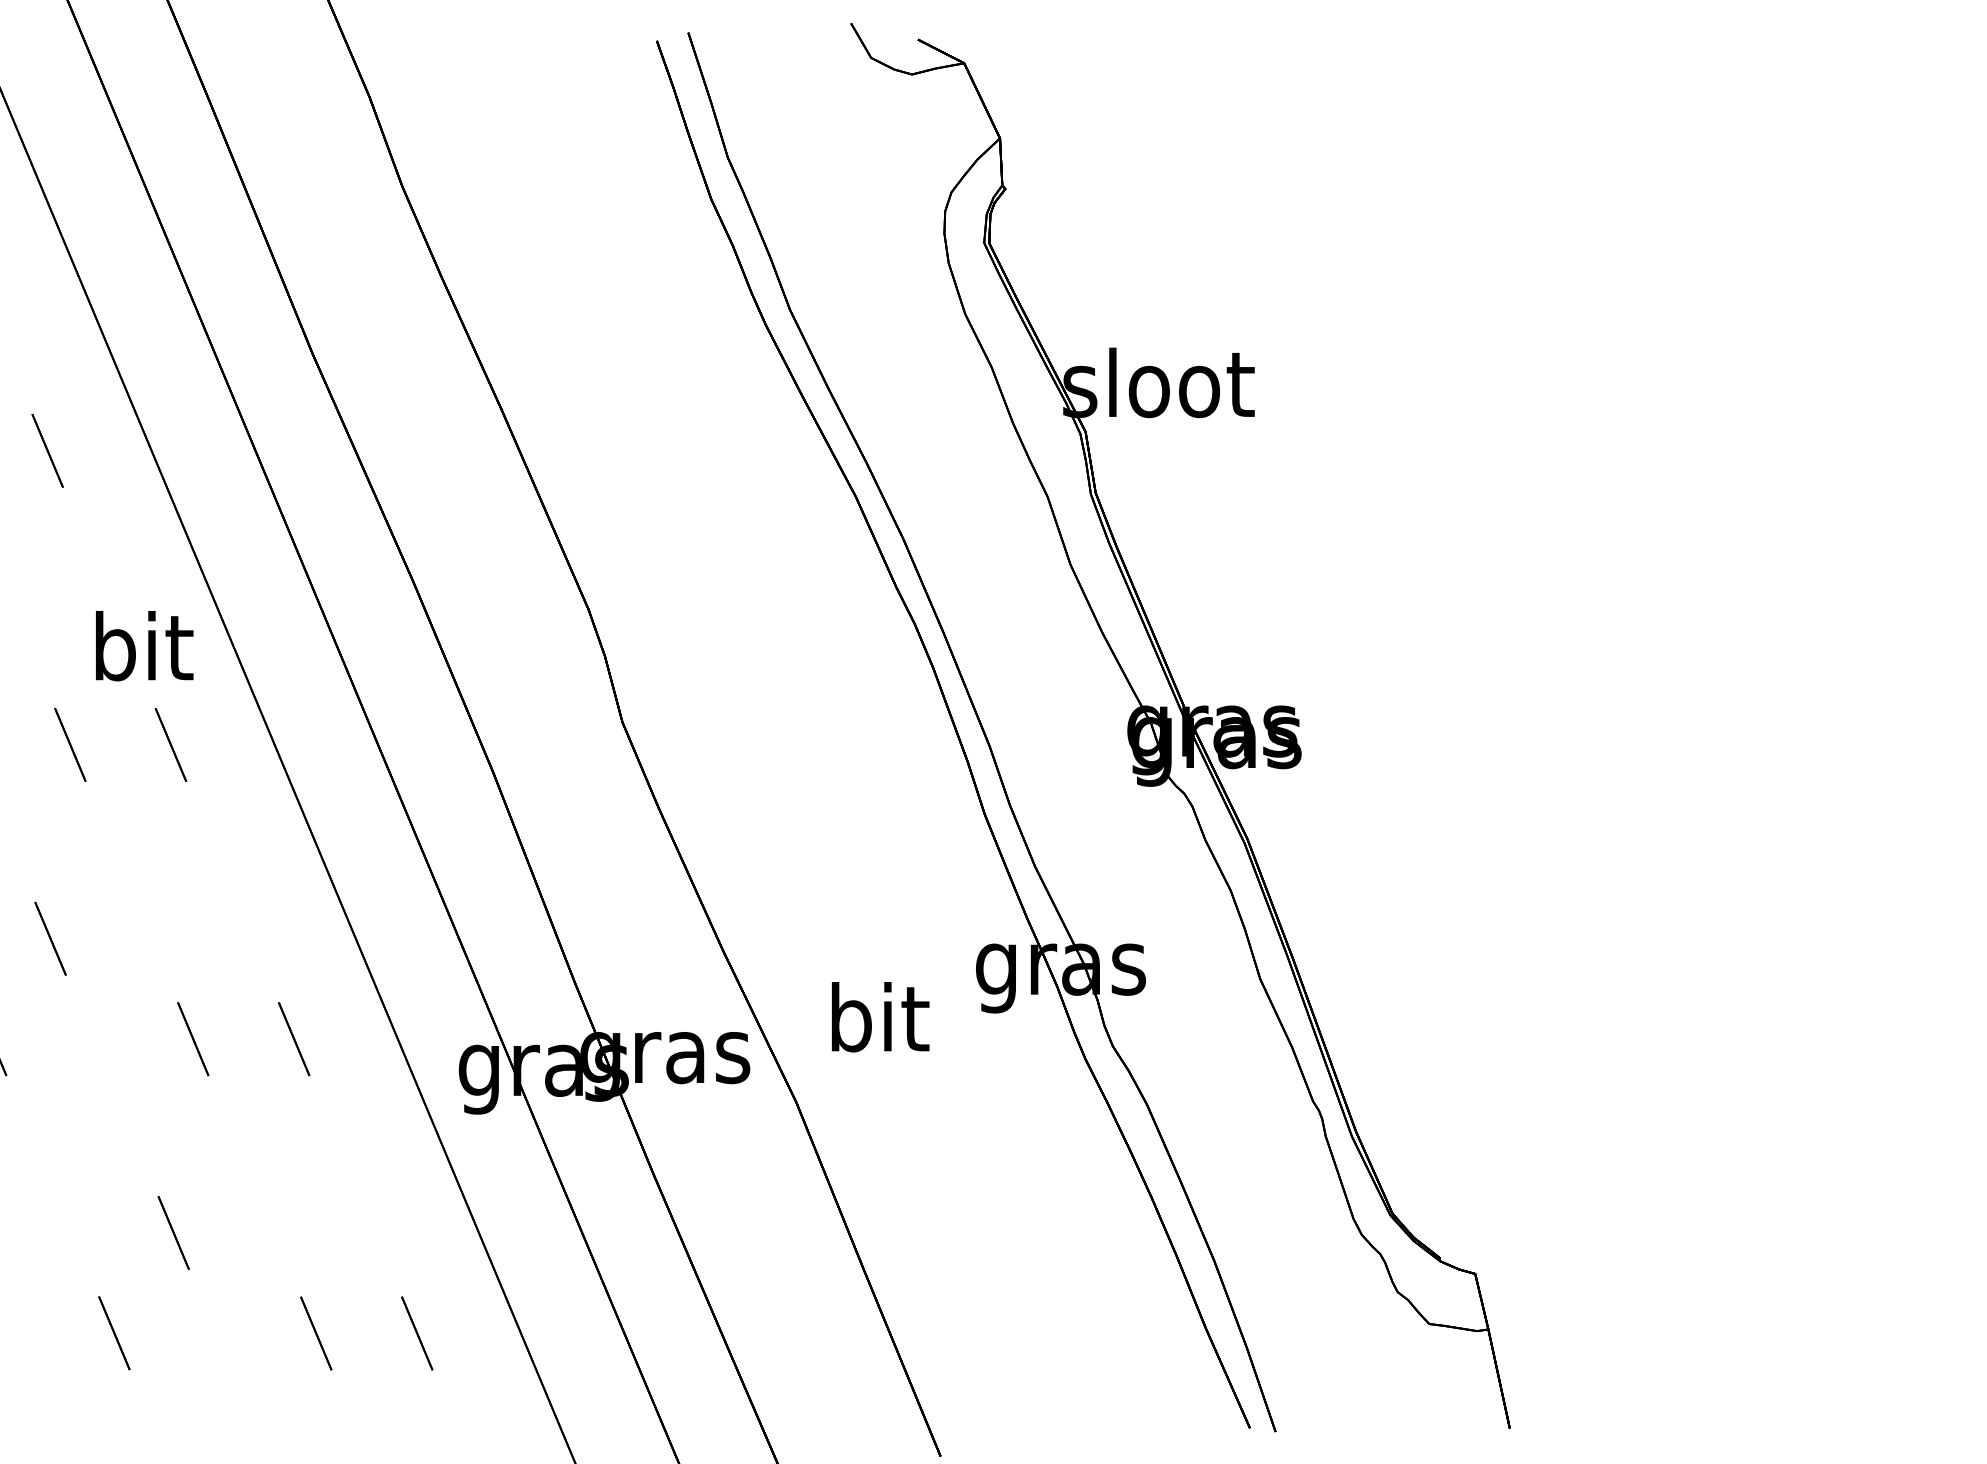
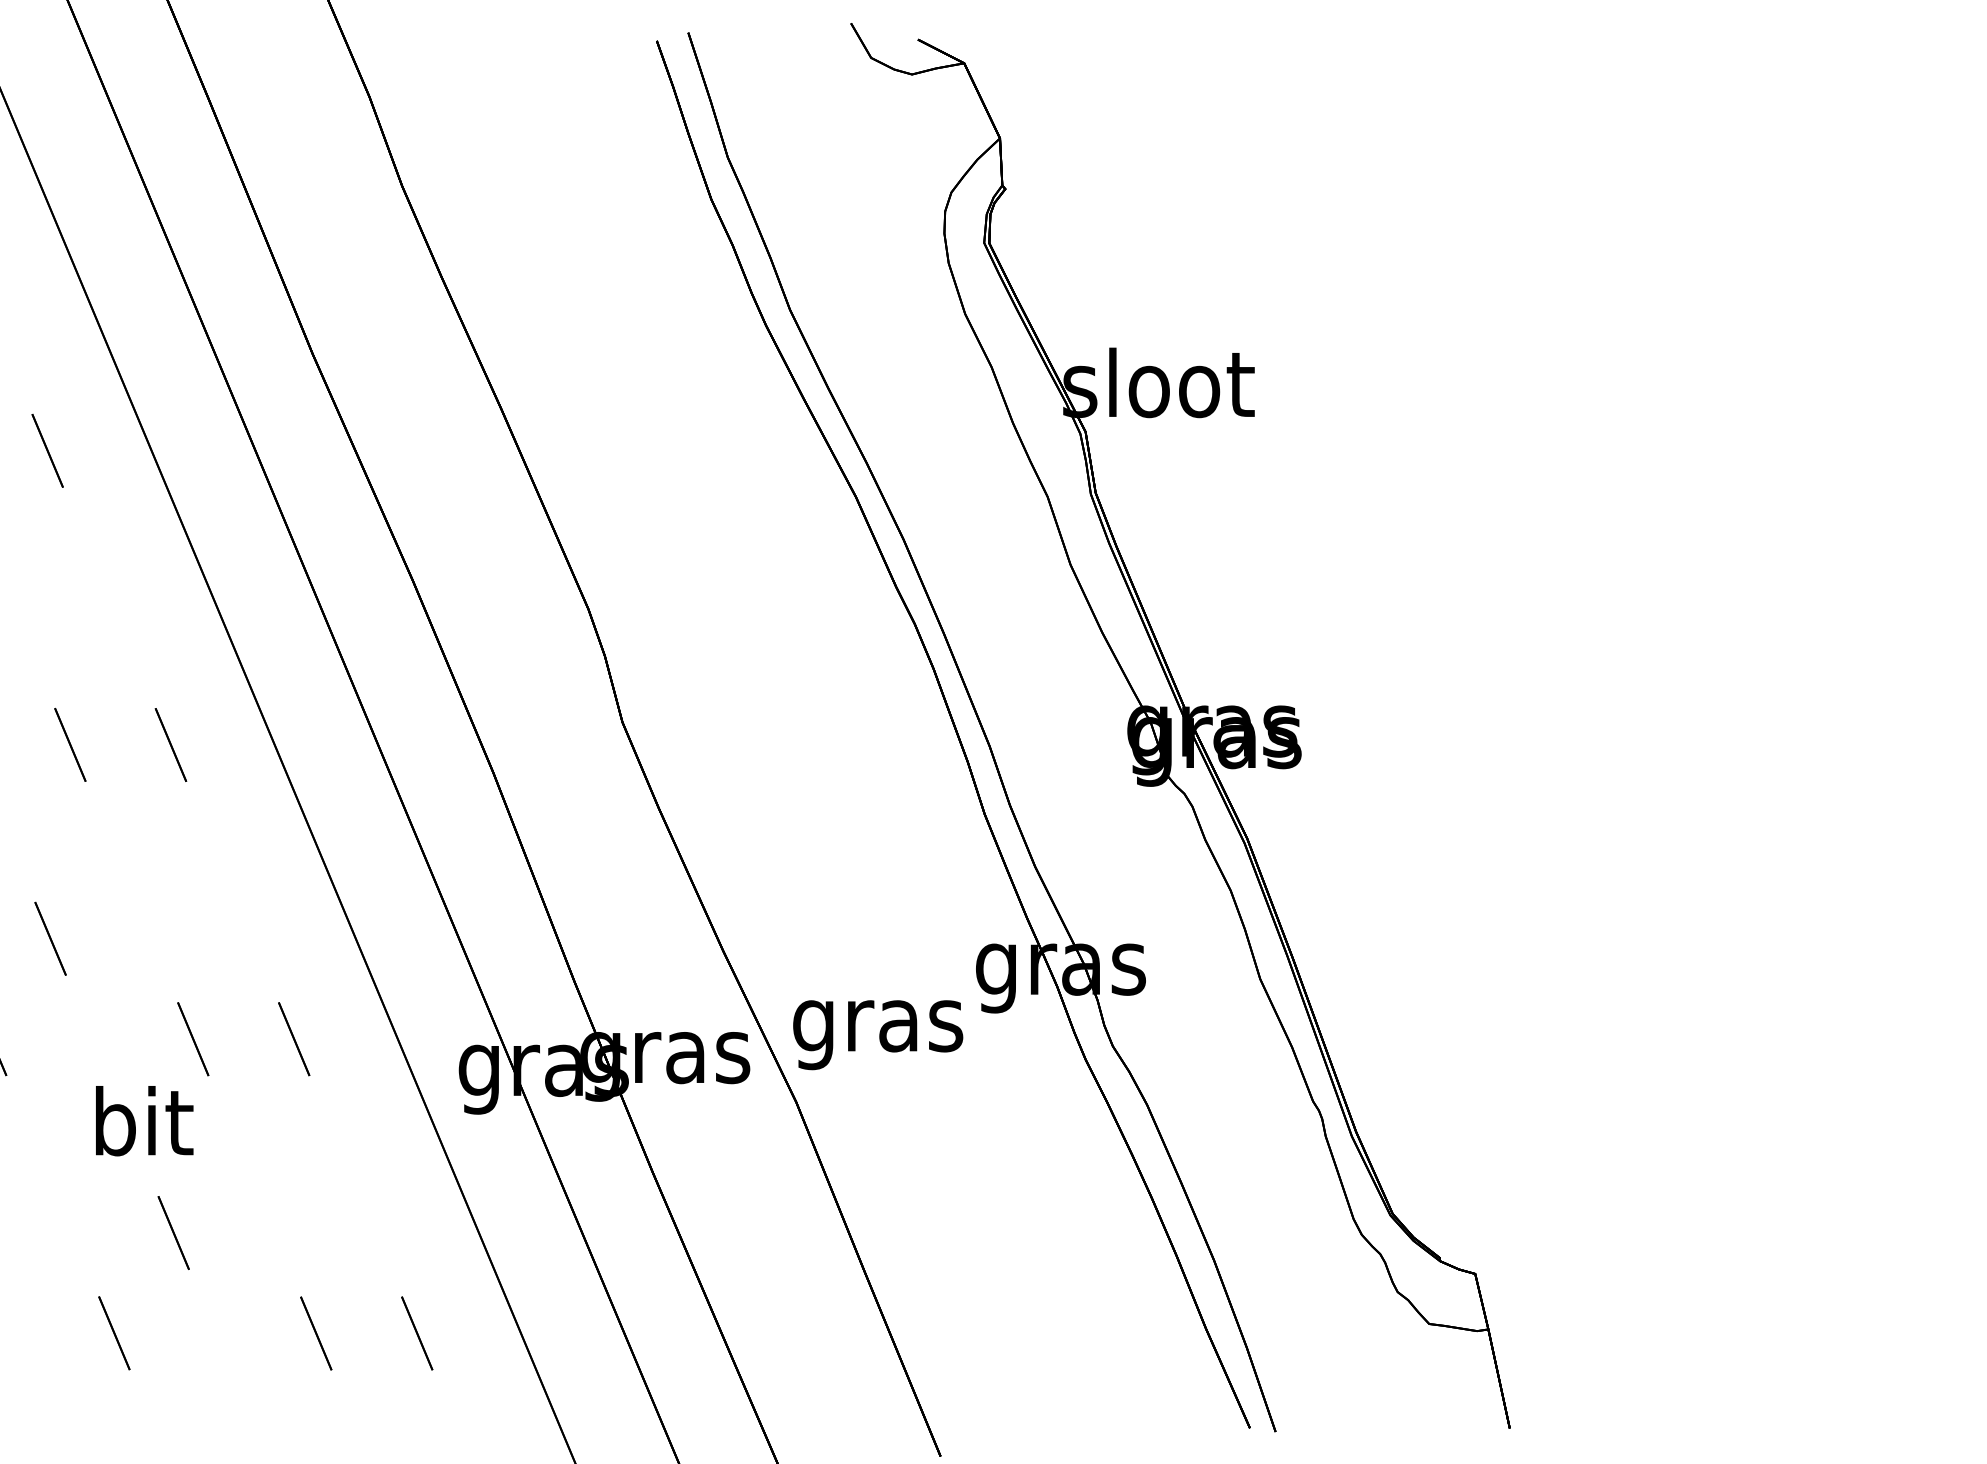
text position: (144, 646) -> (144, 1121) (144, 1121)
text: bit -> gras (878, 1026)
